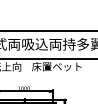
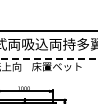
line: solid -> dashed (49, 58)
